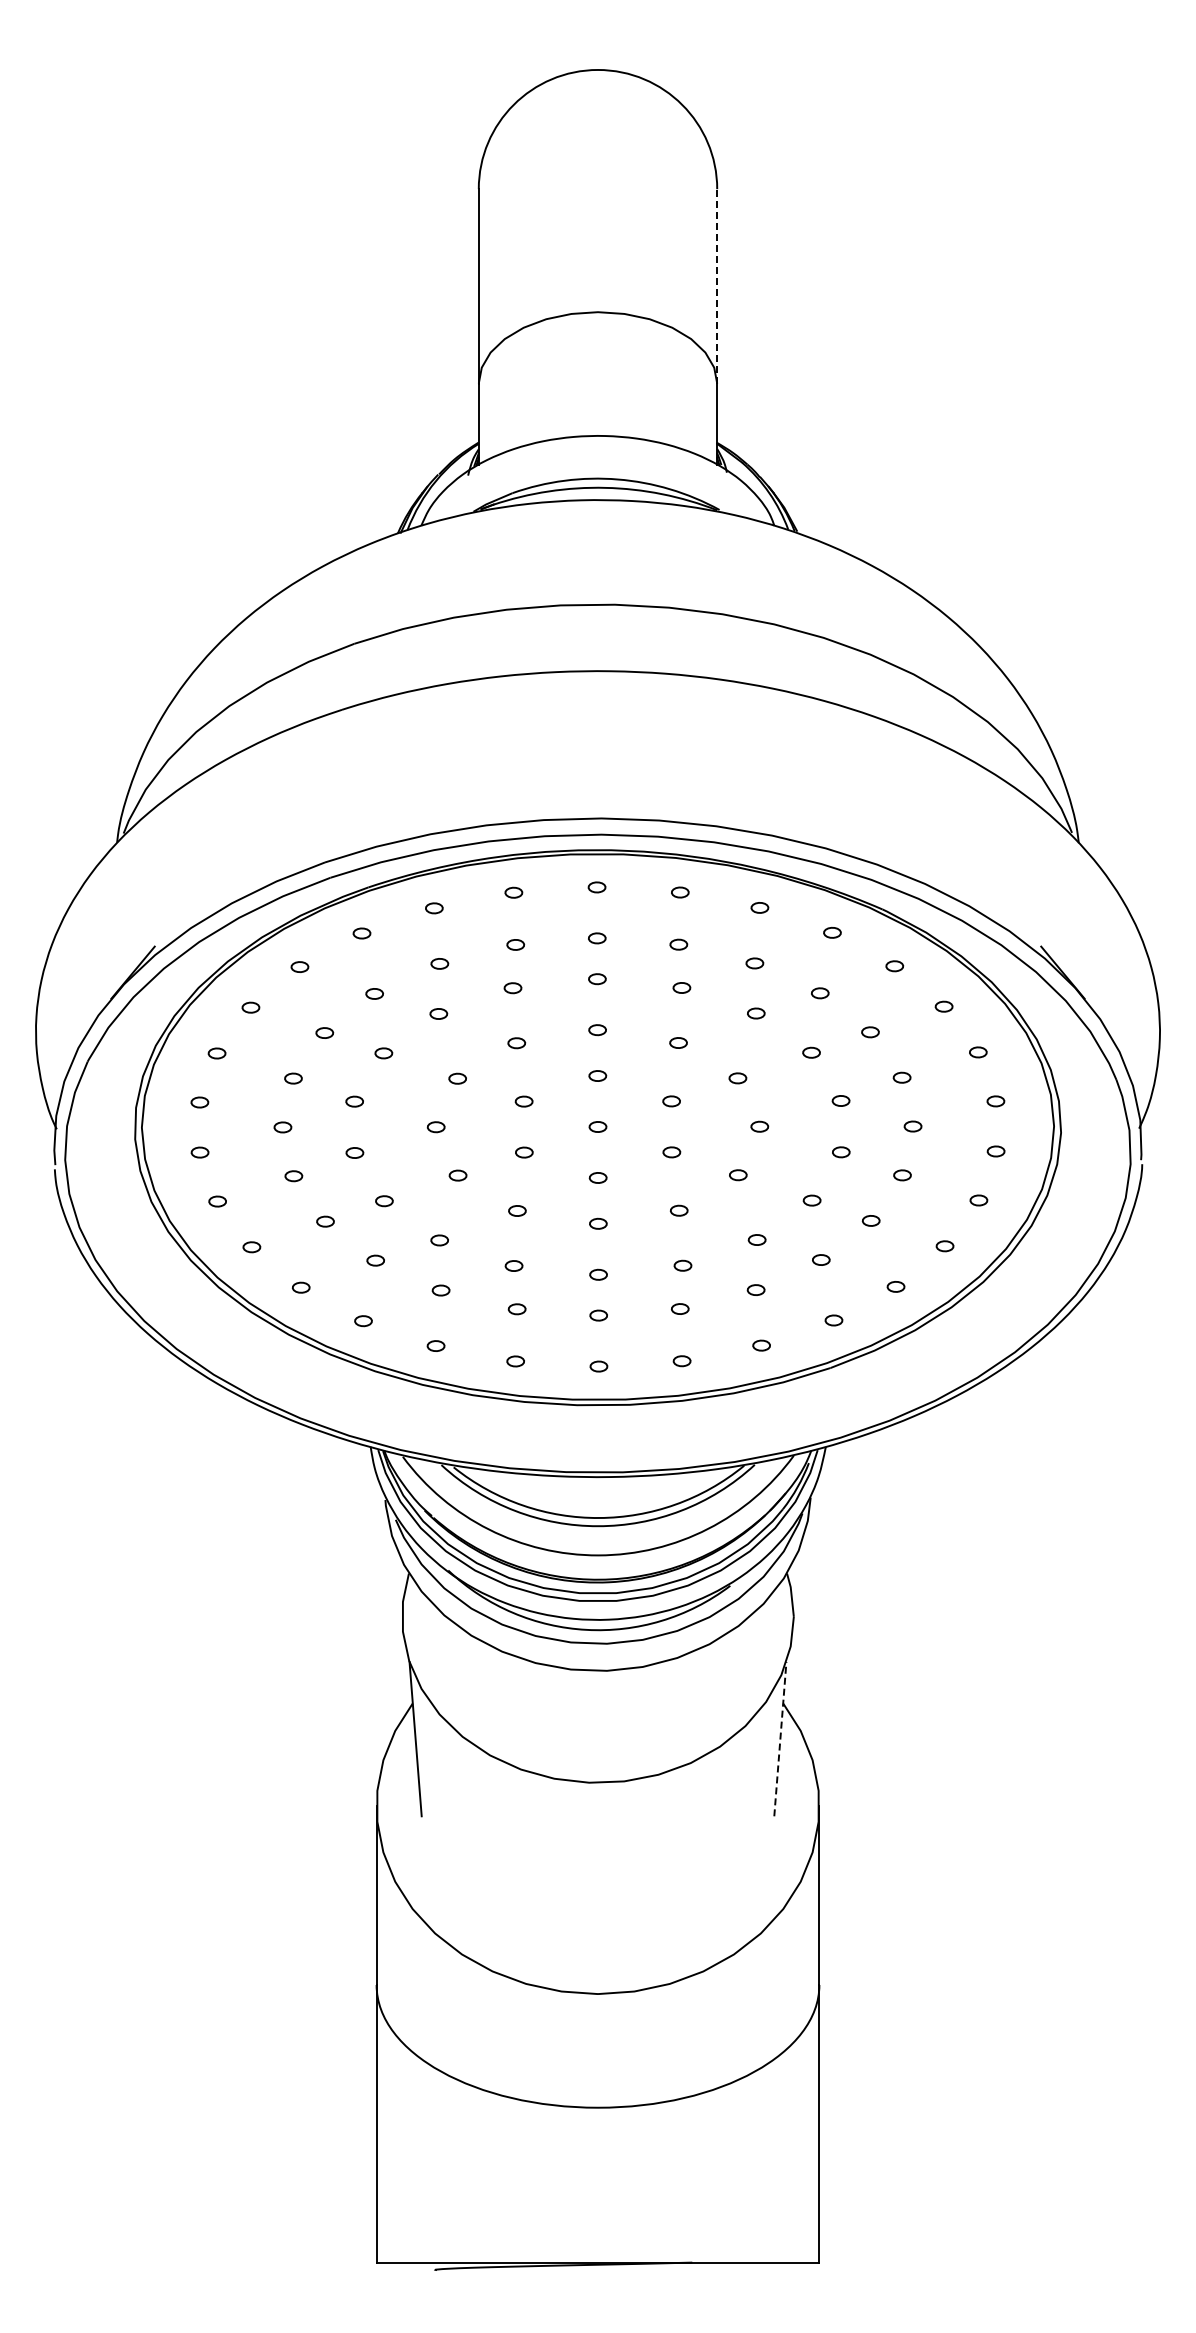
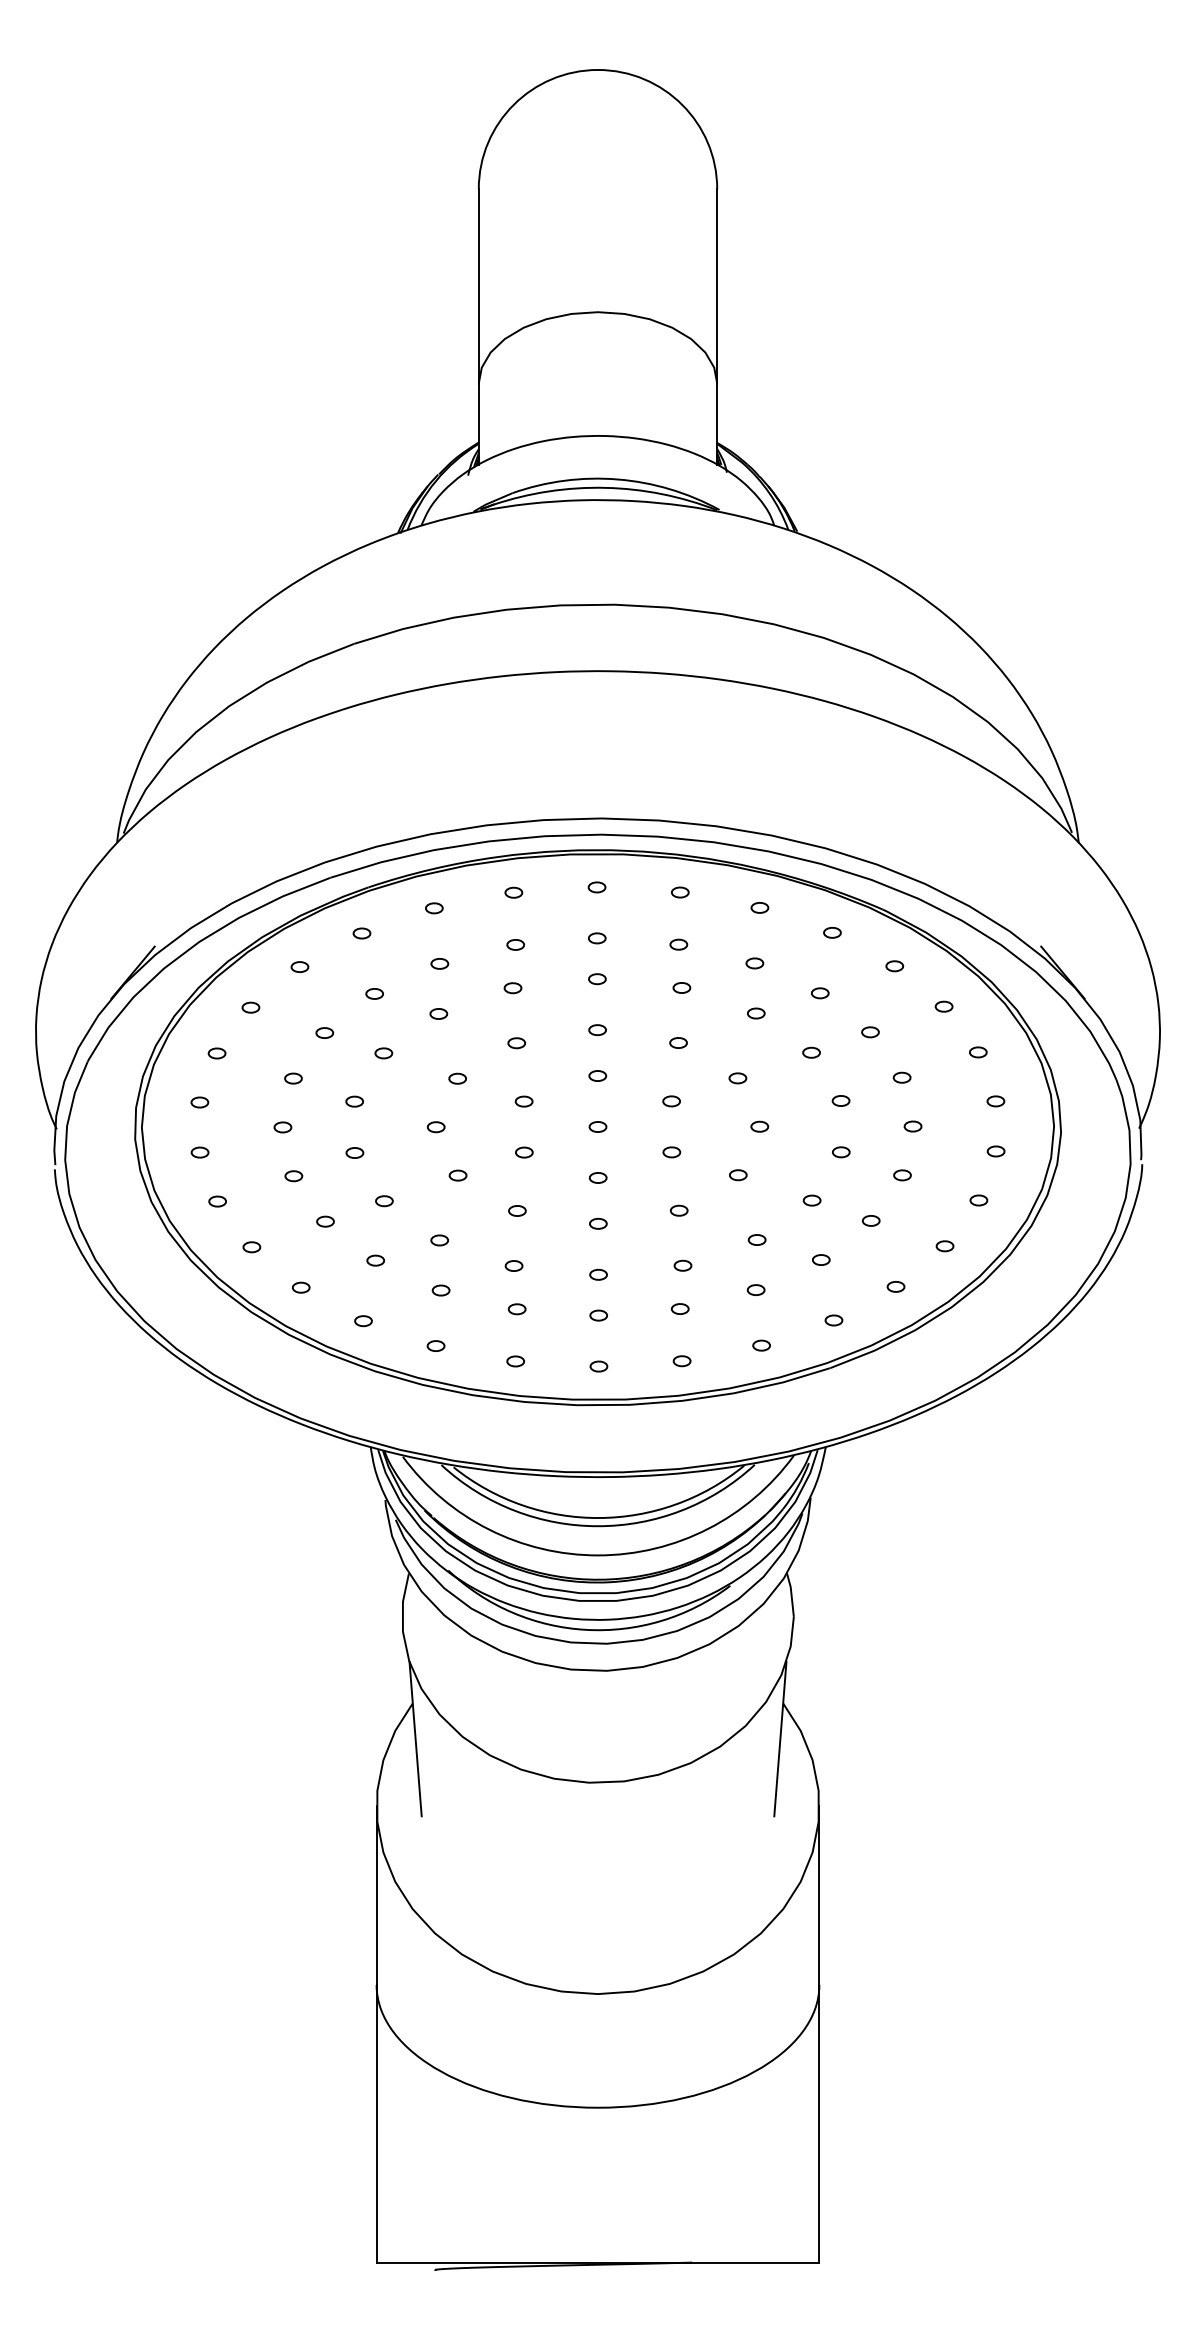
line: dashed -> solid (717, 285)
line: dashed -> solid (780, 1738)
